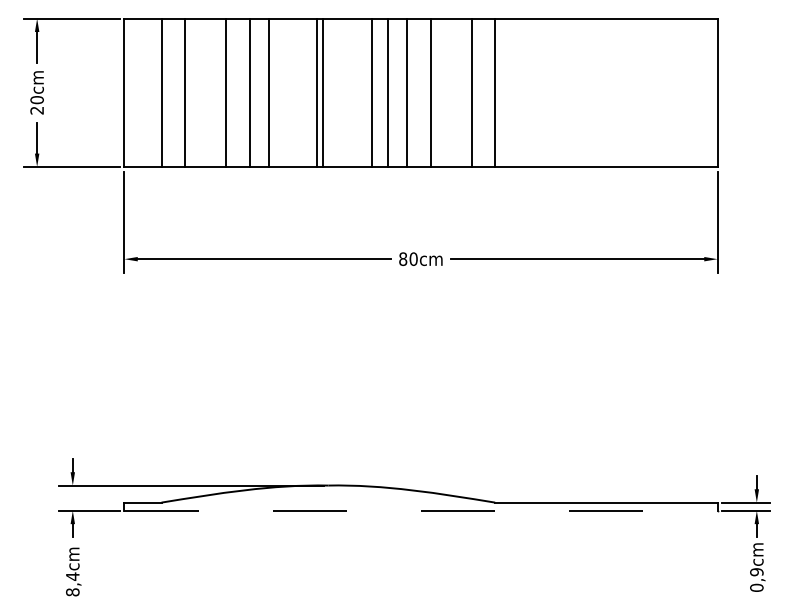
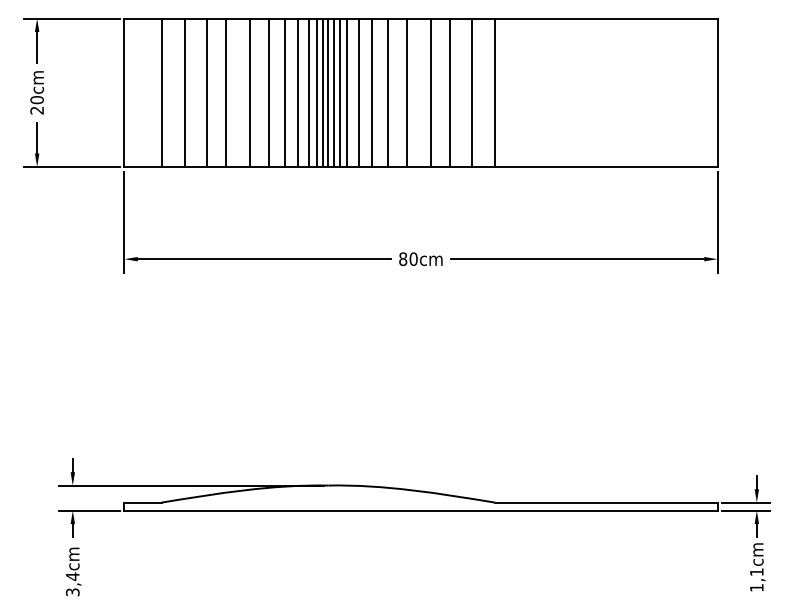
line: none -> present (207, 92)
line: none -> present (284, 92)
line: none -> present (298, 92)
line: none -> present (309, 92)
line: none -> present (328, 92)
line: none -> present (333, 92)
line: none -> present (339, 92)
line: none -> present (347, 92)
line: none -> present (358, 92)
line: none -> present (449, 92)
line: dashed -> solid (421, 510)
text: 0,9cm -> 1,1cm (756, 579)
text: 8,4cm -> 3,4cm (72, 592)
